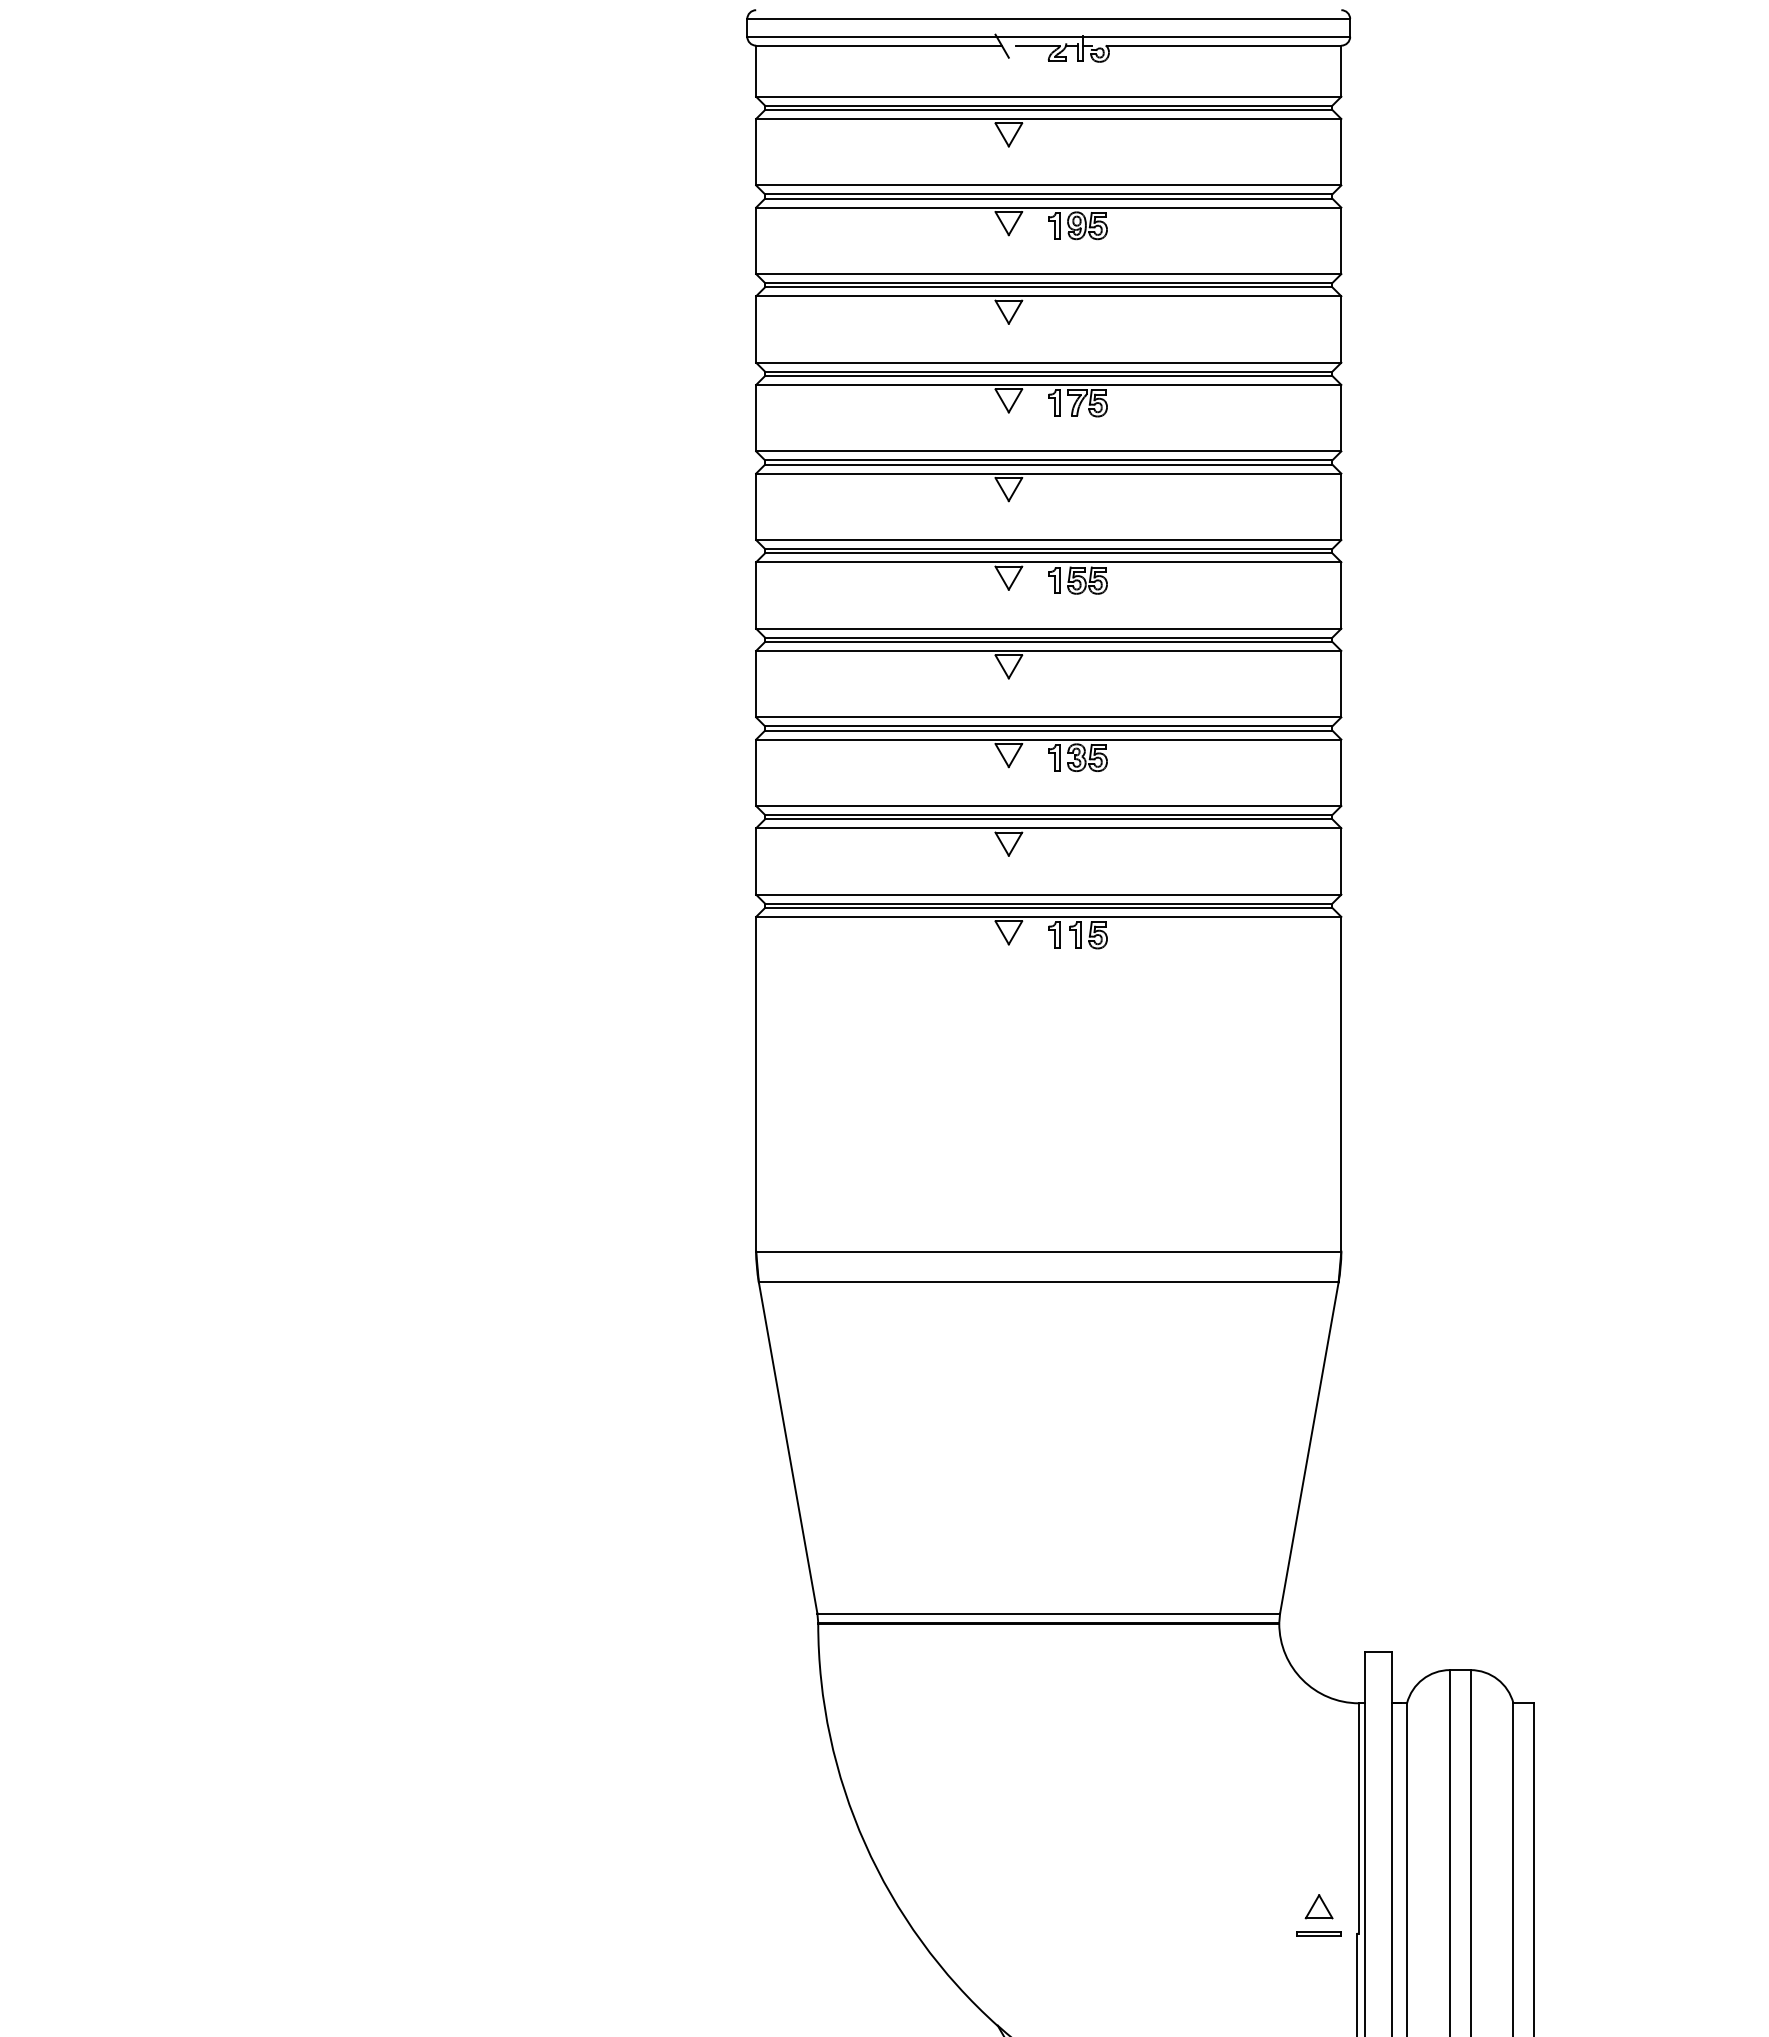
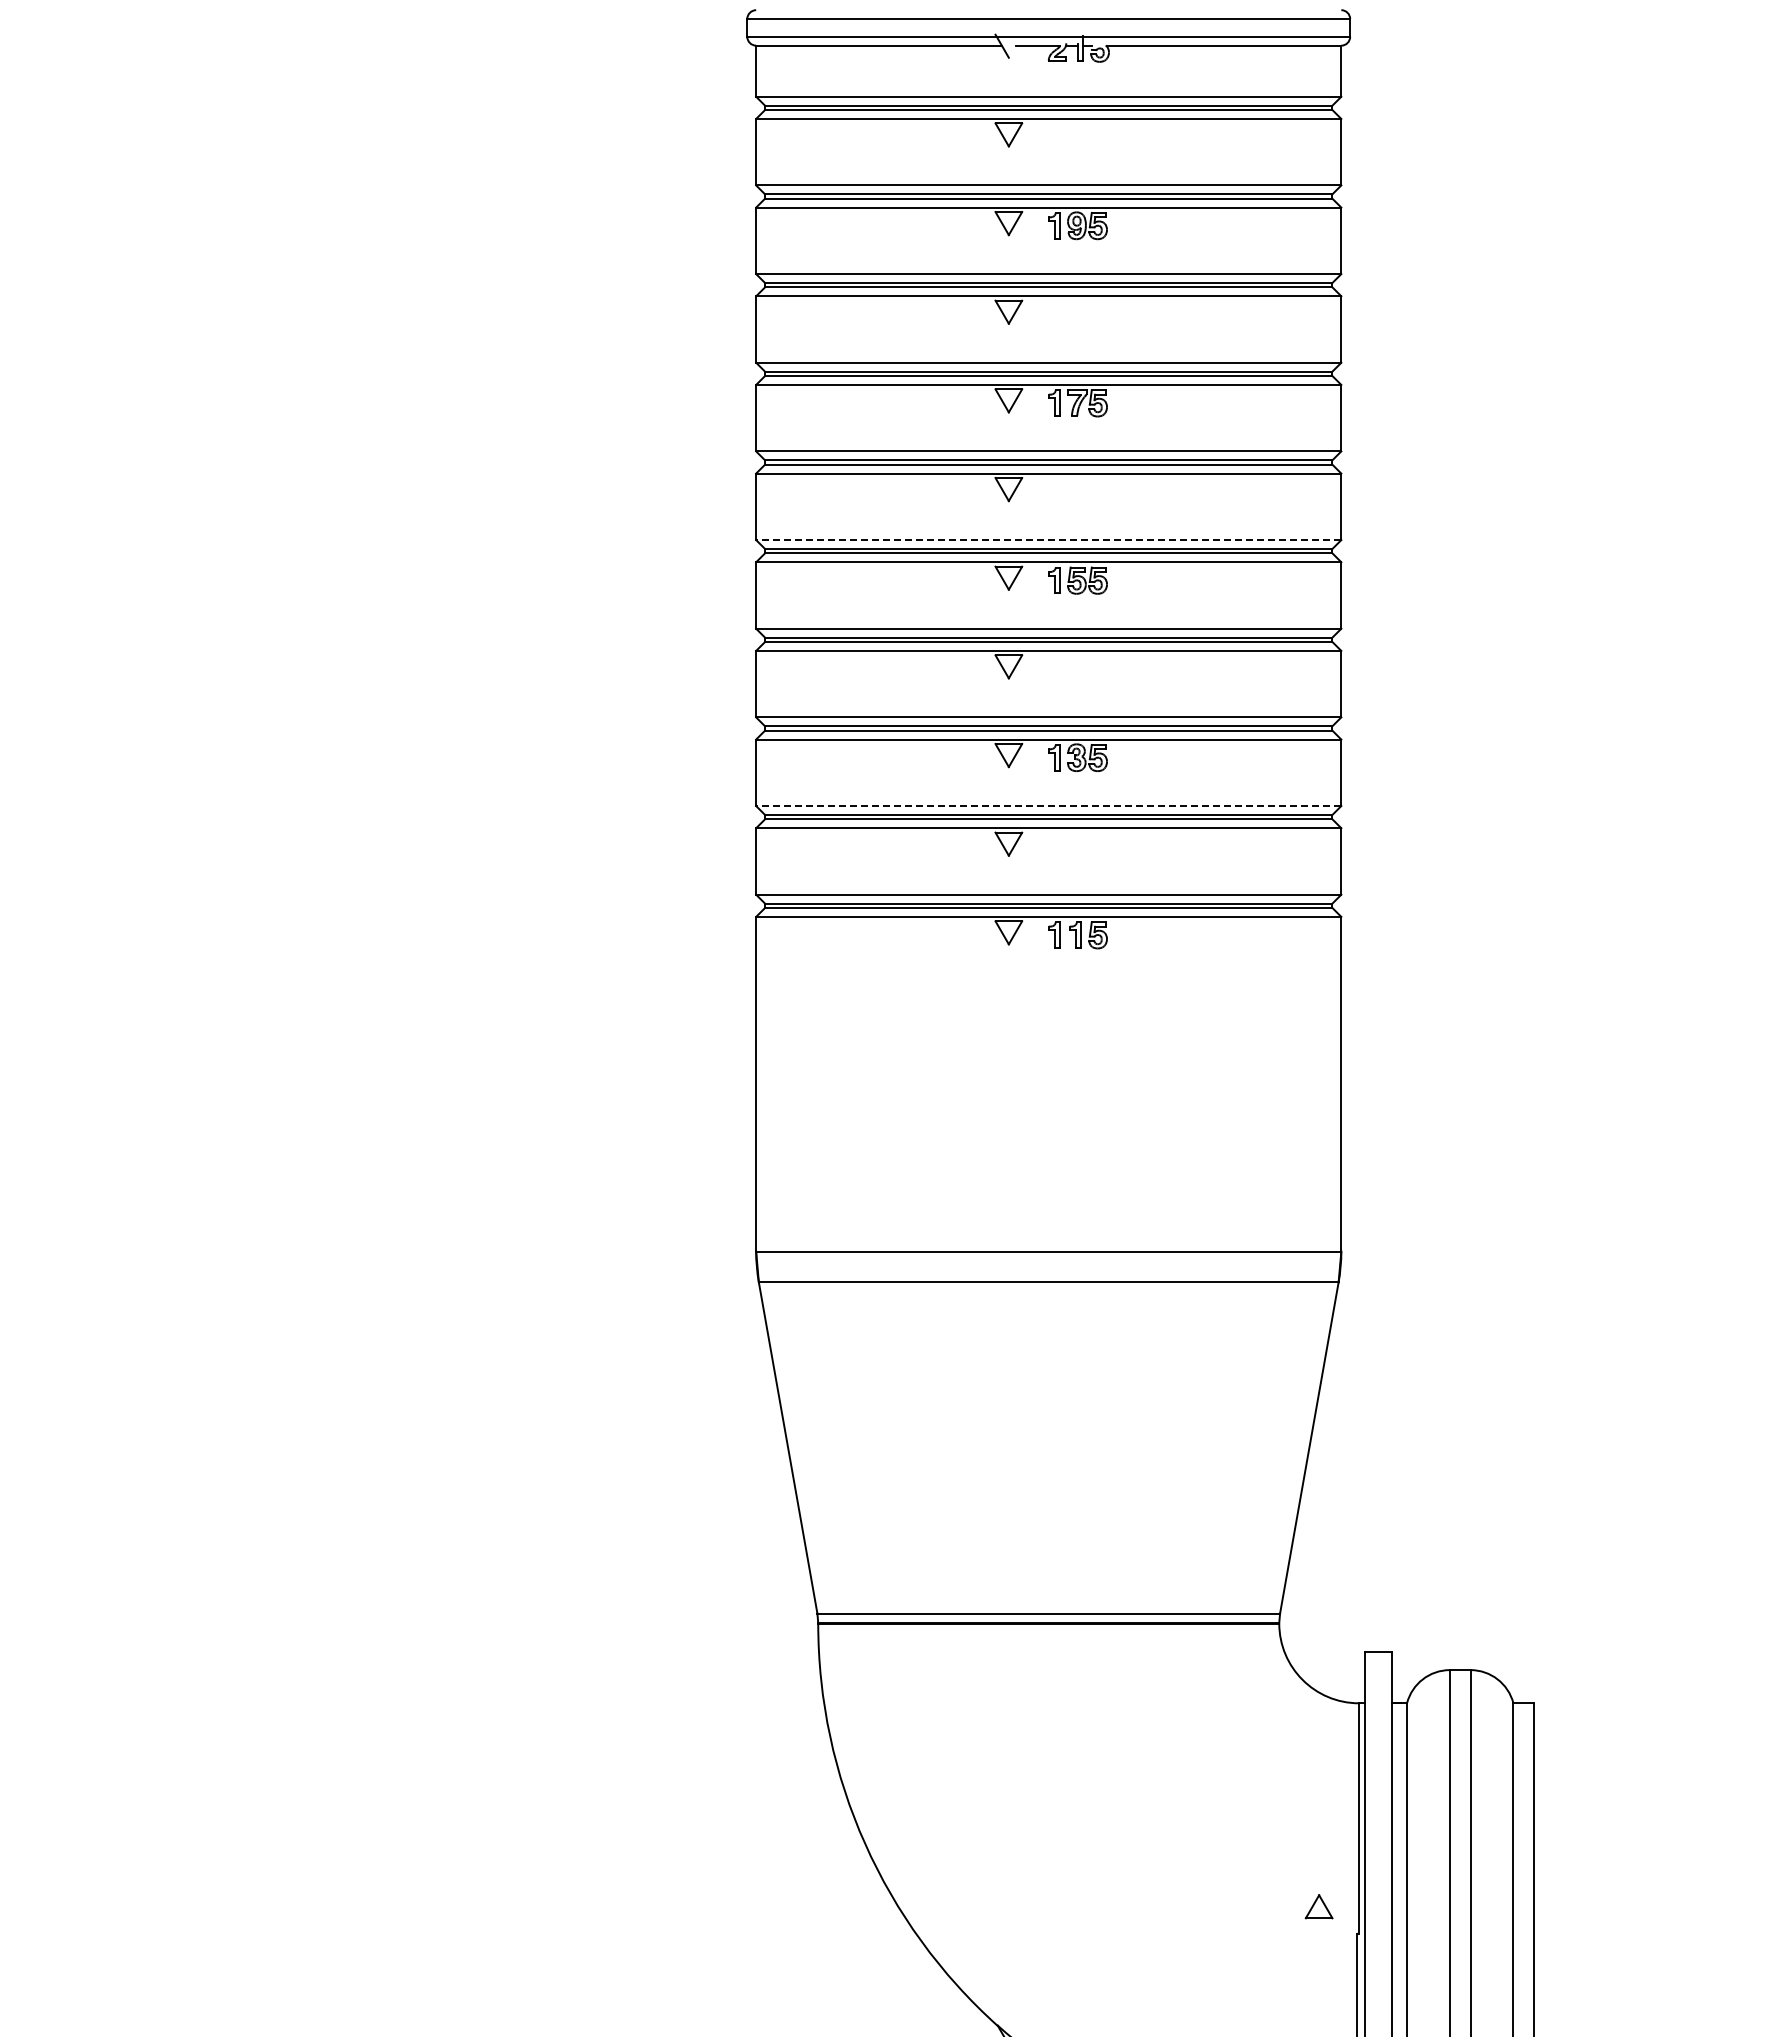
line: solid -> dashed (1048, 540)
line: solid -> dashed (1048, 806)
part: present -> none (1318, 1933)
